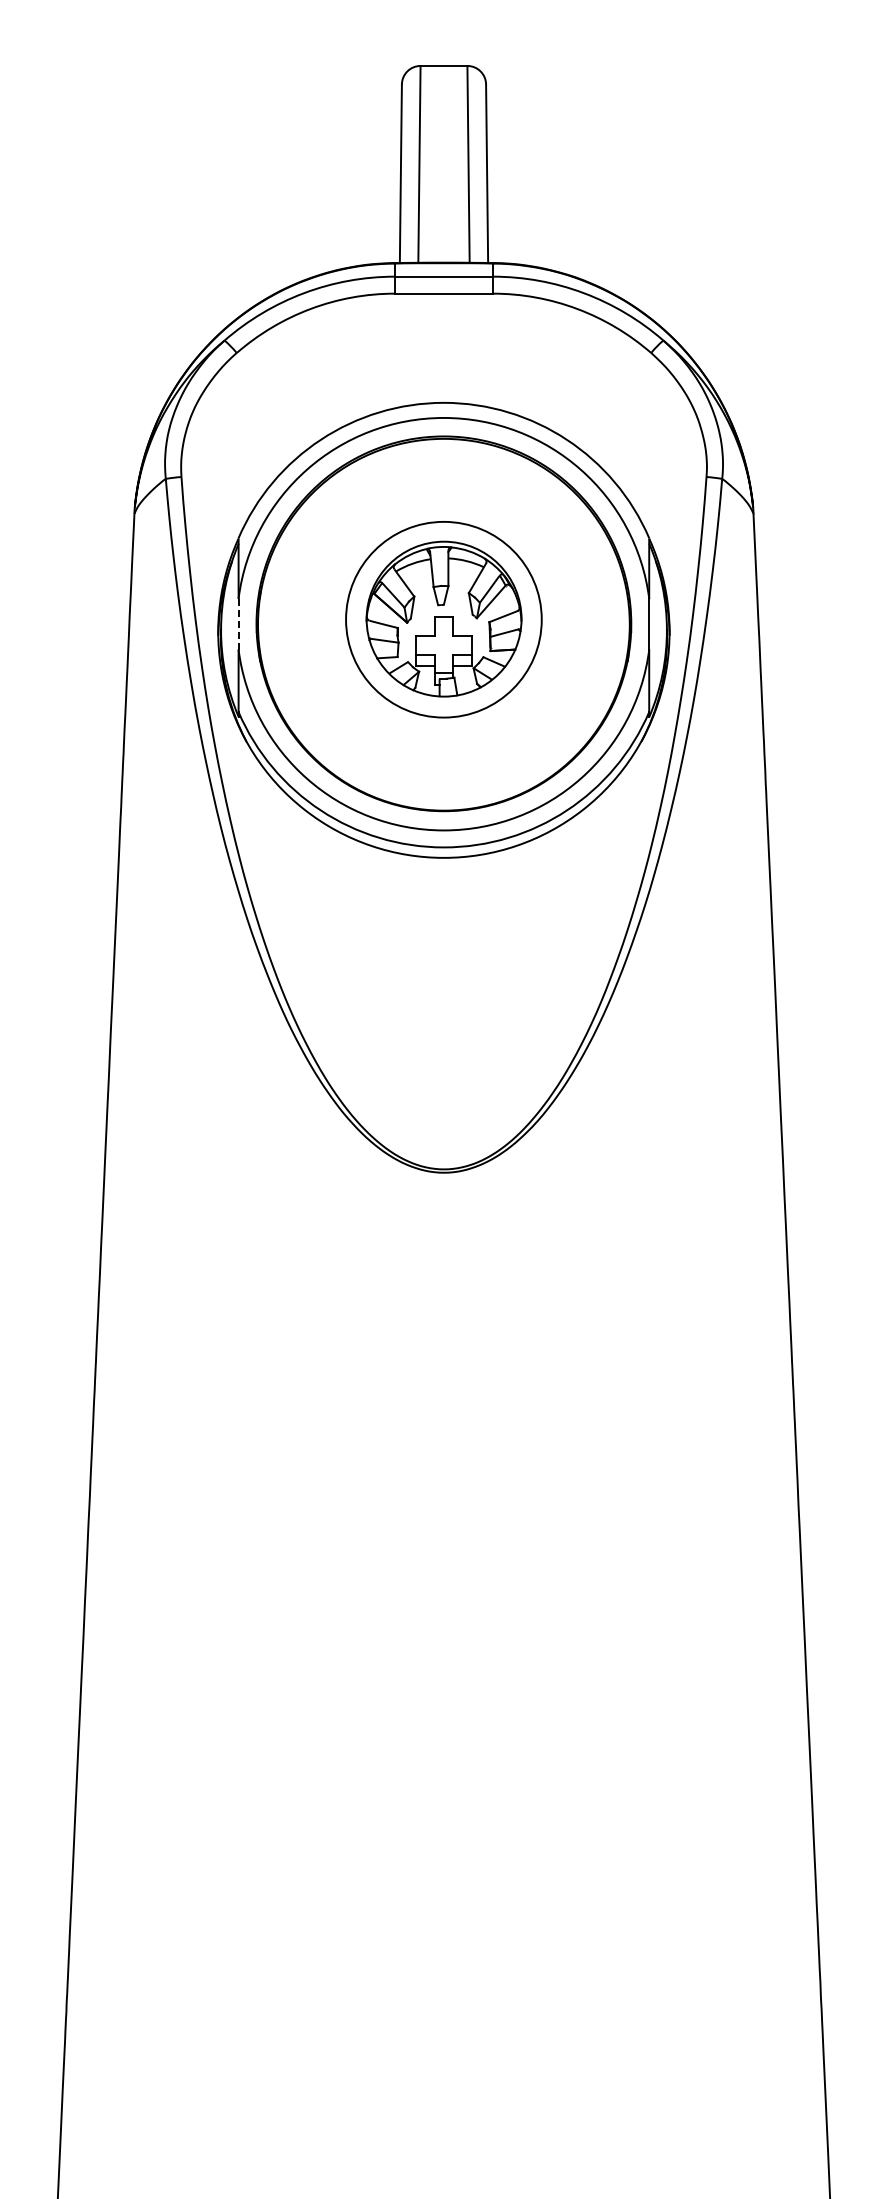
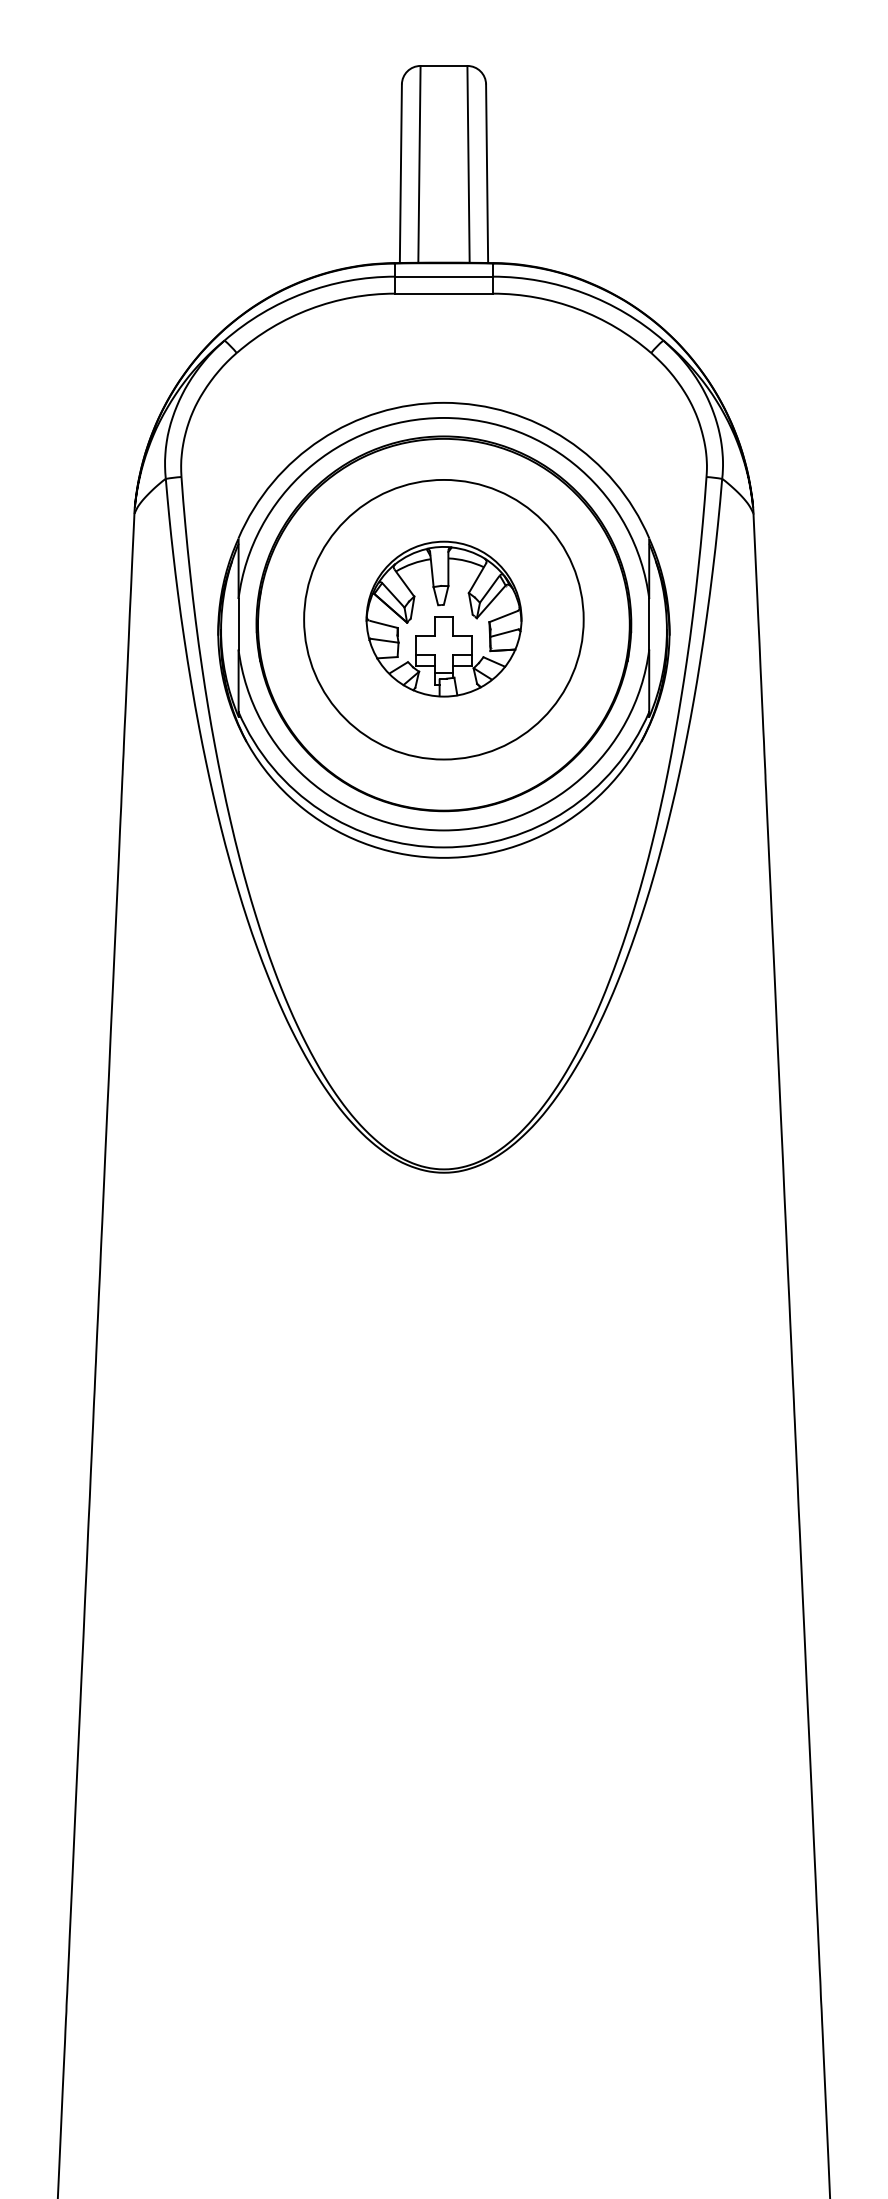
circle diameter: 196 px -> 280 px (443, 619)
line: dashed -> solid (238, 623)
